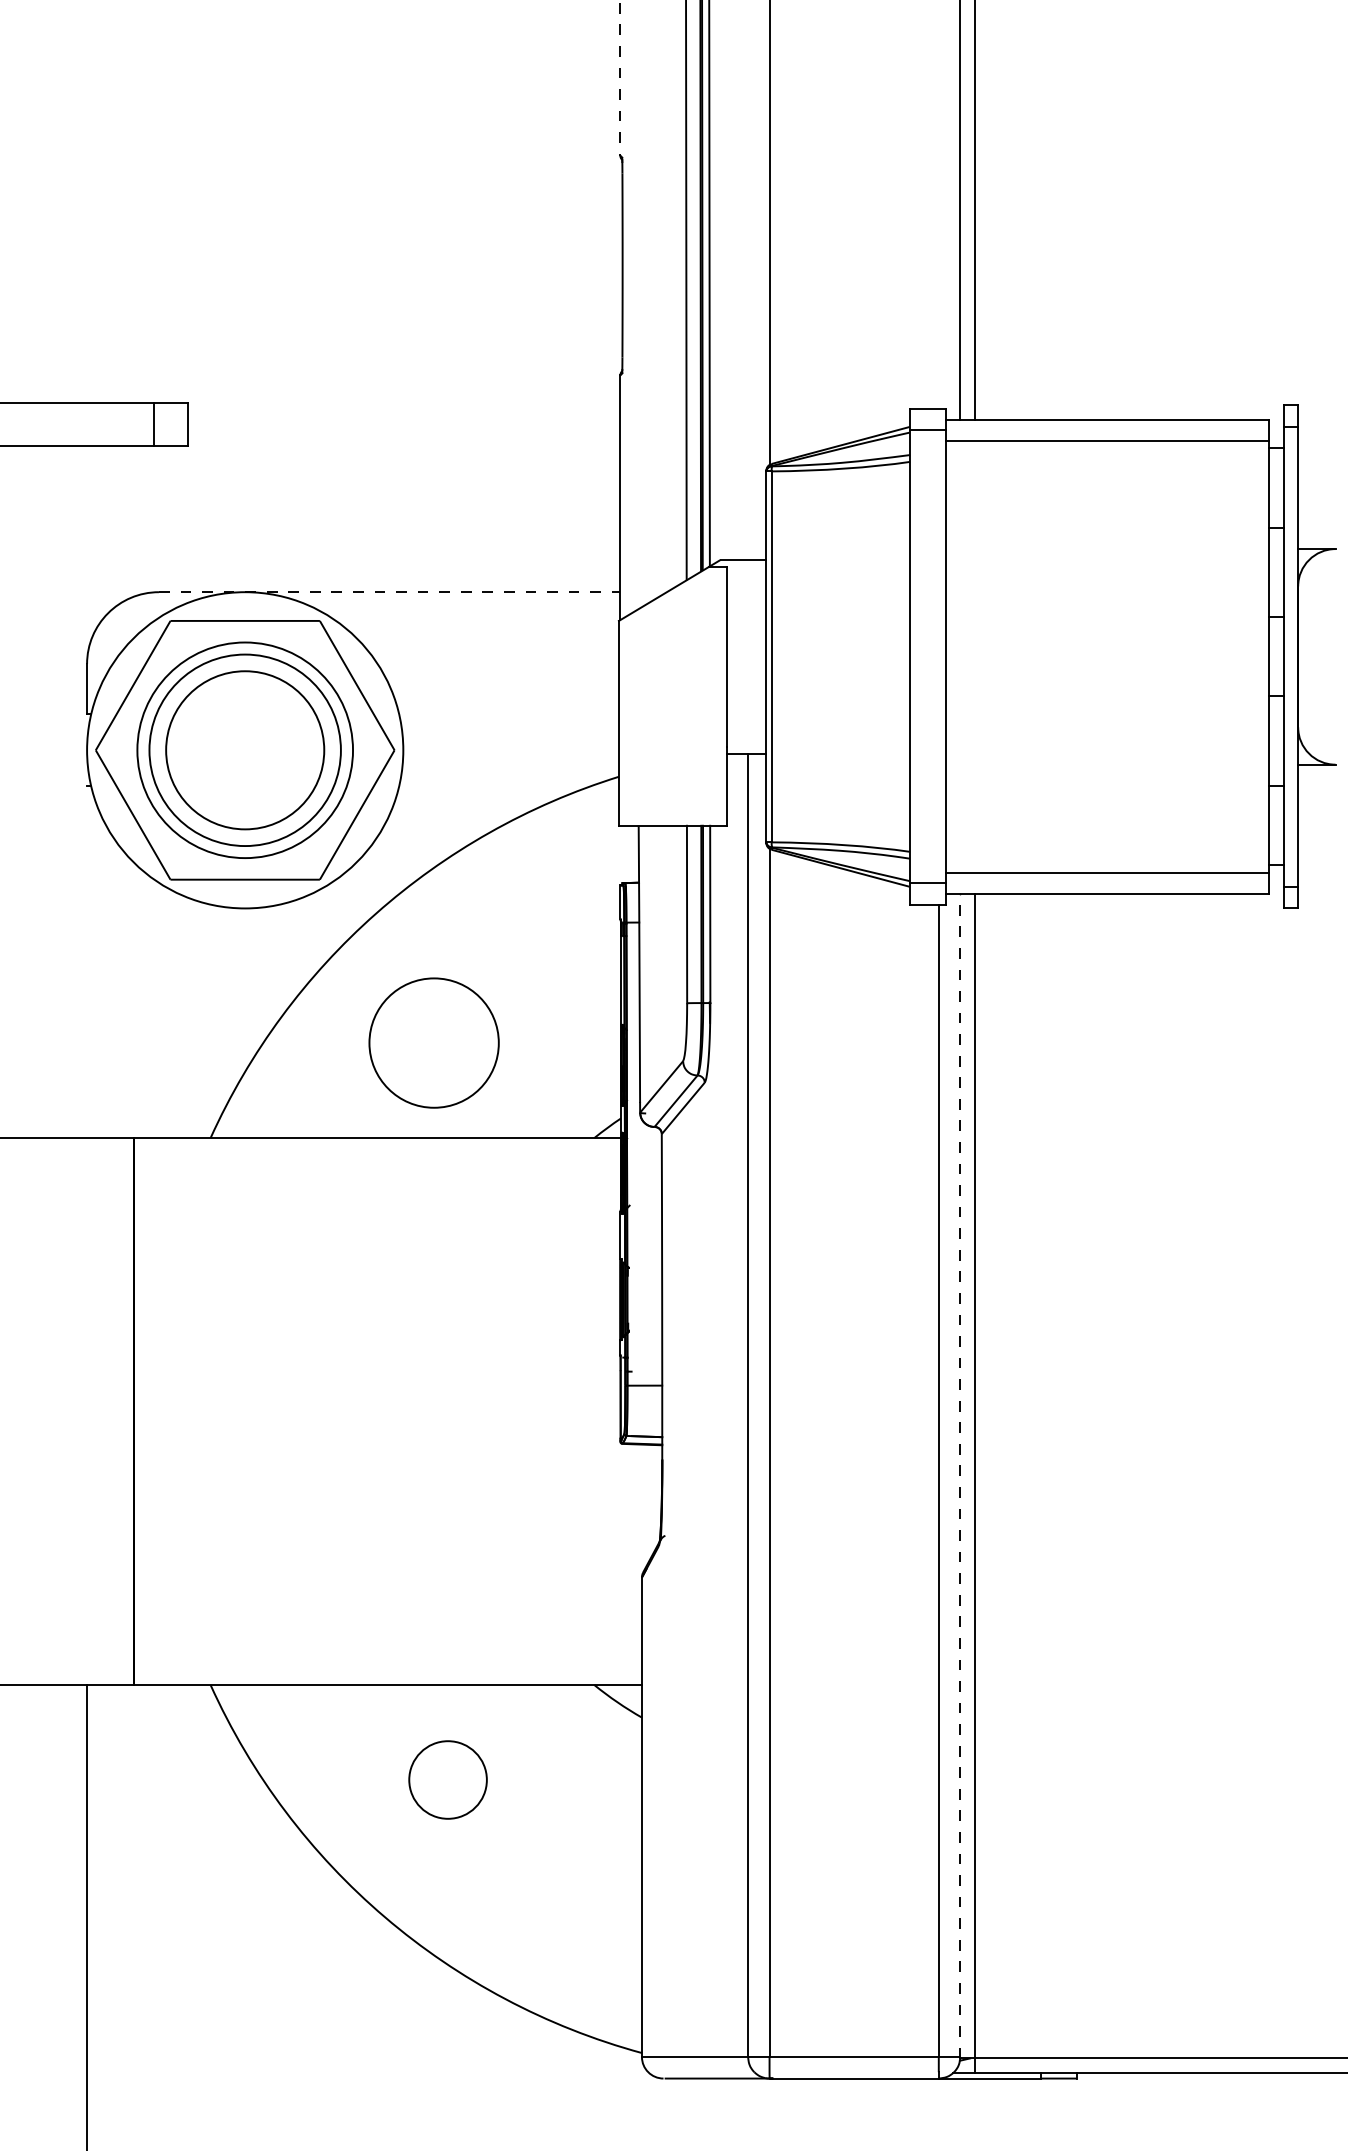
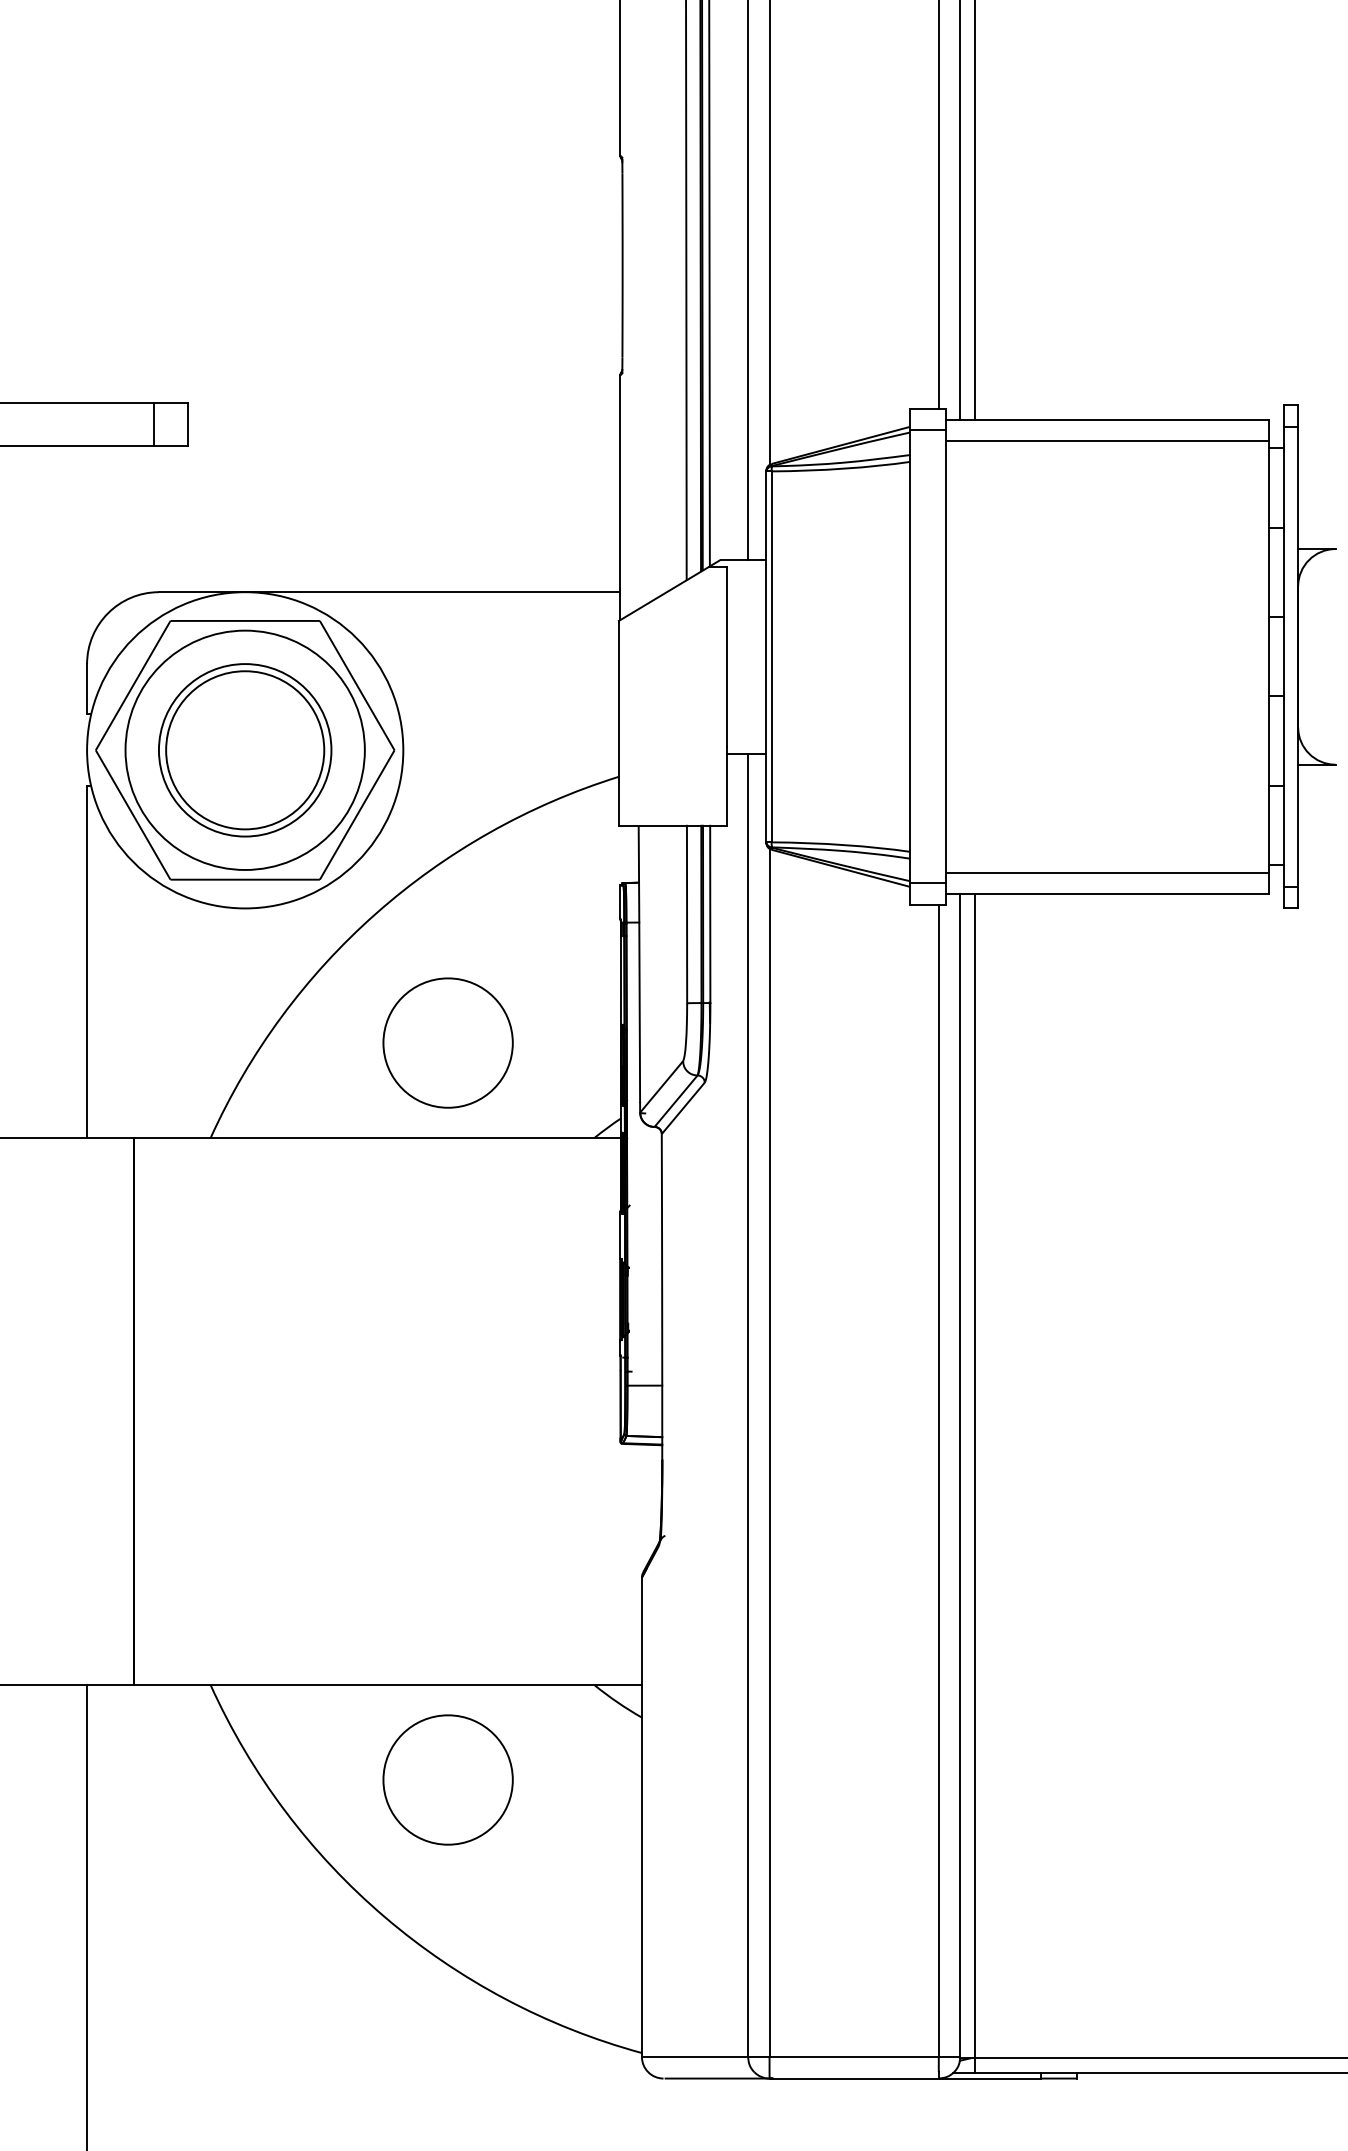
line: dashed -> solid (620, 78)
line: none -> present (938, 205)
line: none -> present (748, 280)
line: dashed -> solid (389, 592)
circle diameter: 191 px -> 239 px (244, 749)
circle diameter: 216 px -> 172 px (244, 750)
line: none -> present (87, 962)
circle position: (433, 1042) -> (447, 1042) (447, 1042)
line: dashed -> solid (960, 1475)
circle size: 80x80 px -> 132x132 px (447, 1779)
